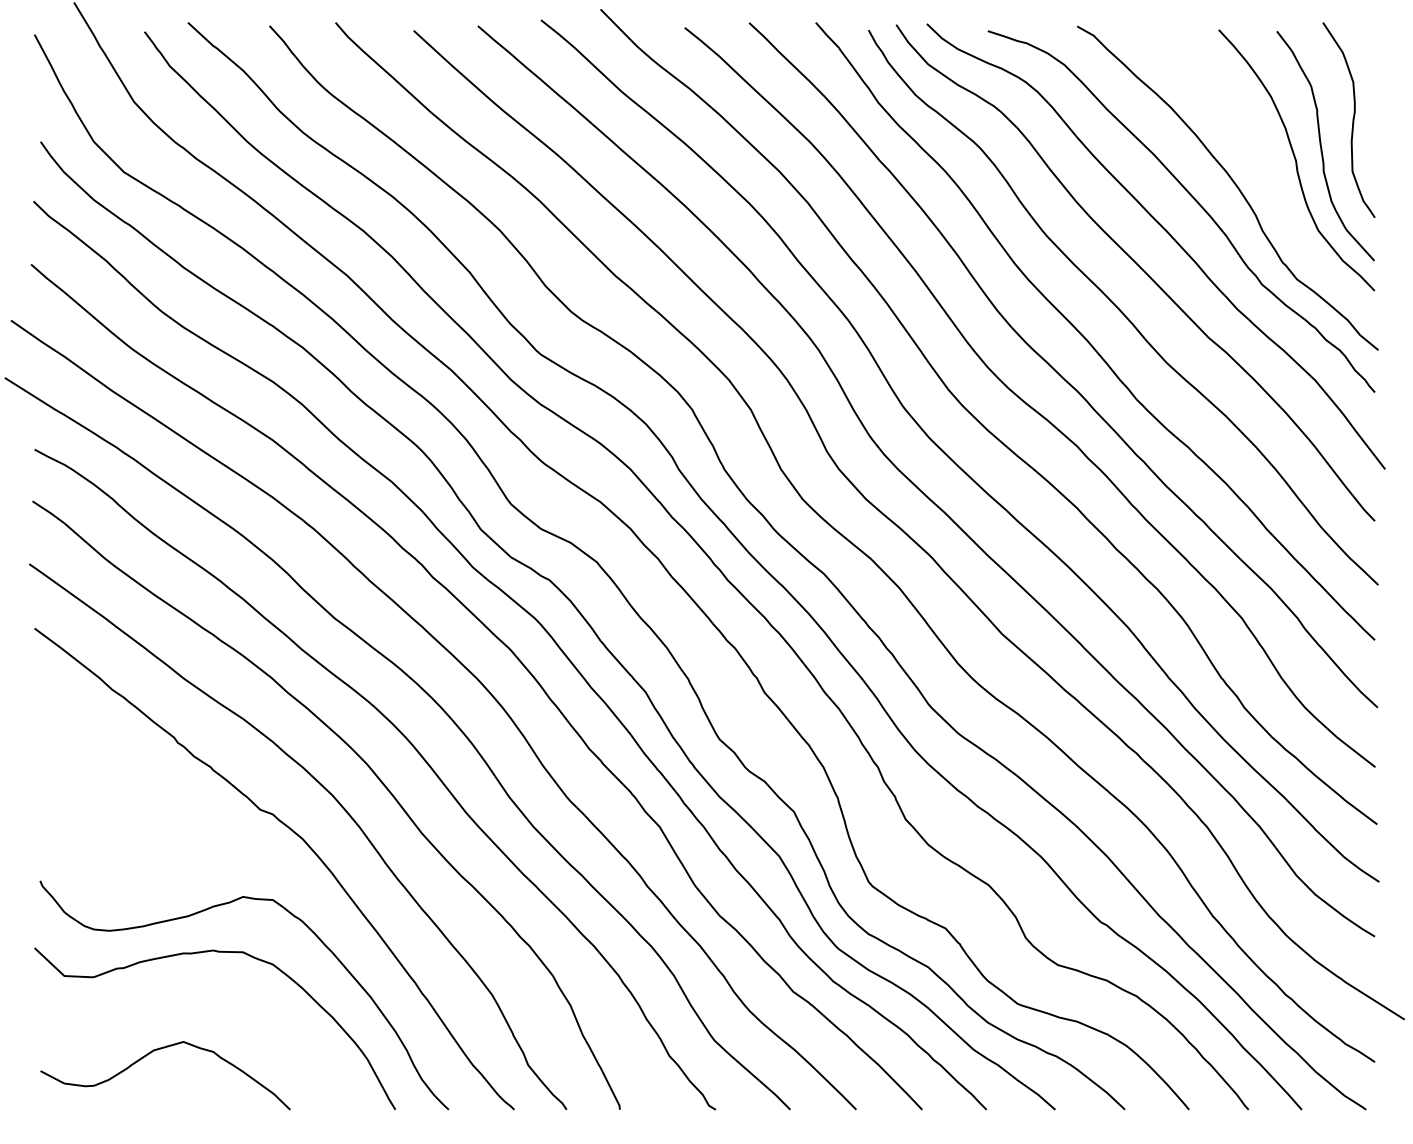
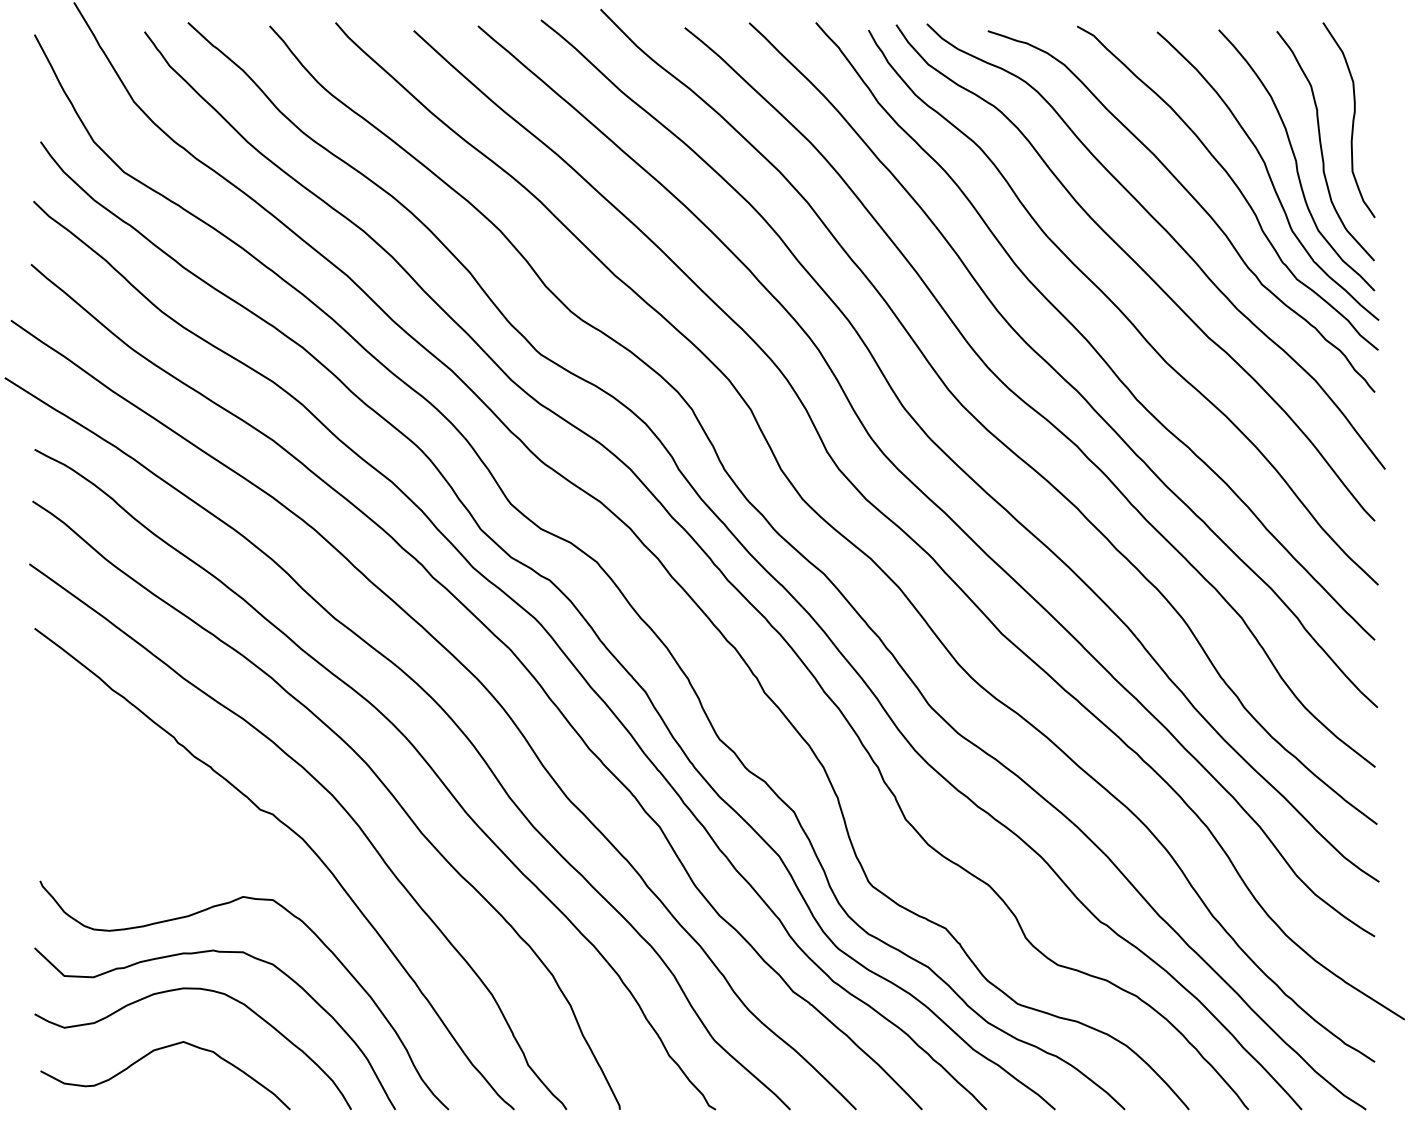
curve: none -> present (1267, 174)
curve: none -> present (192, 989)
